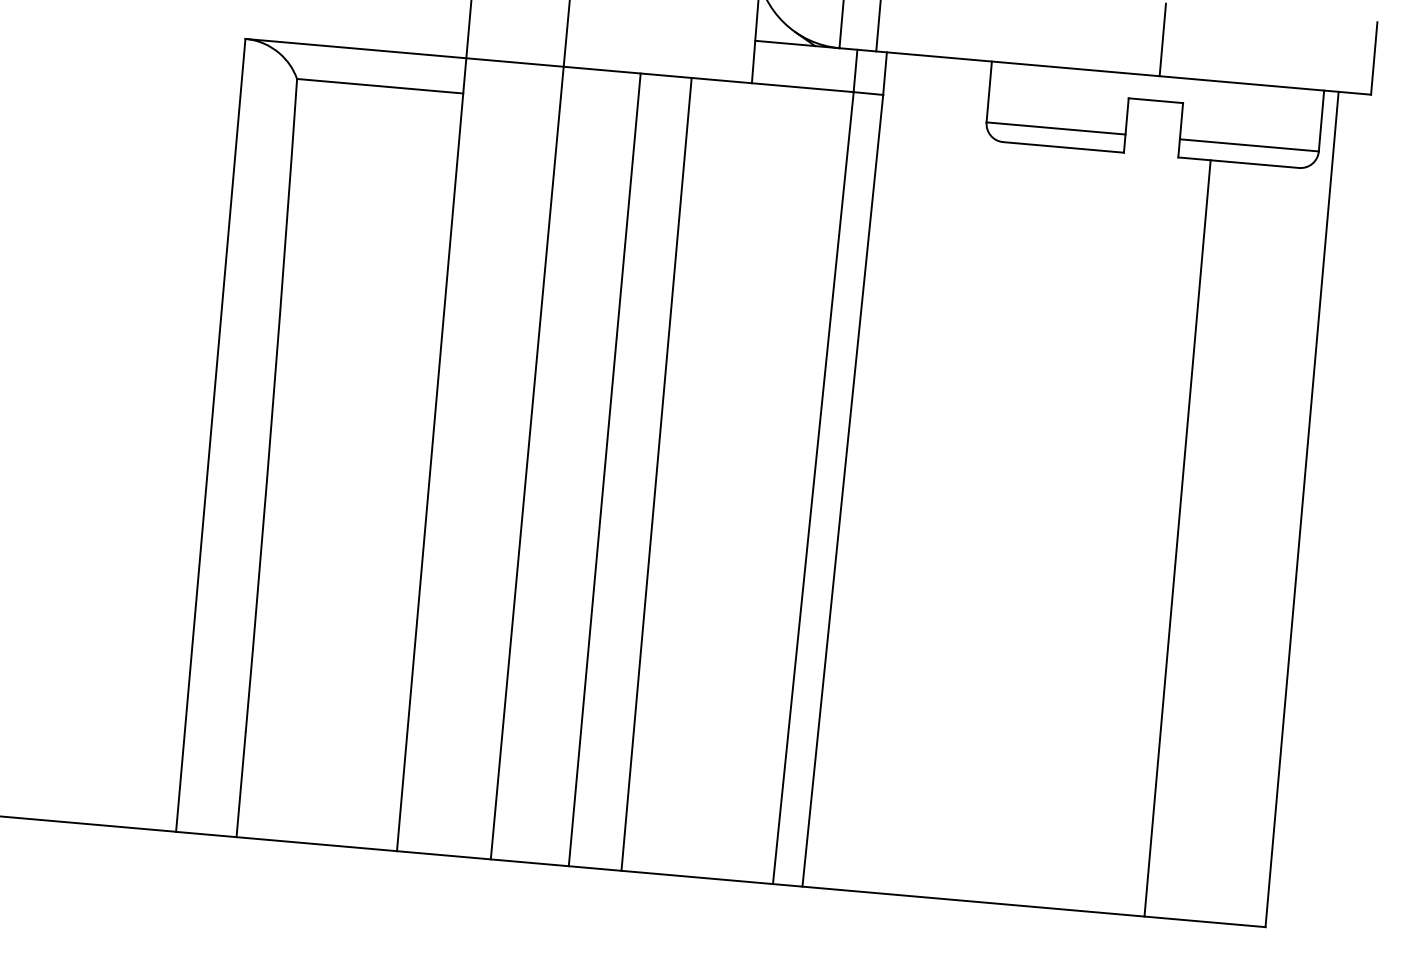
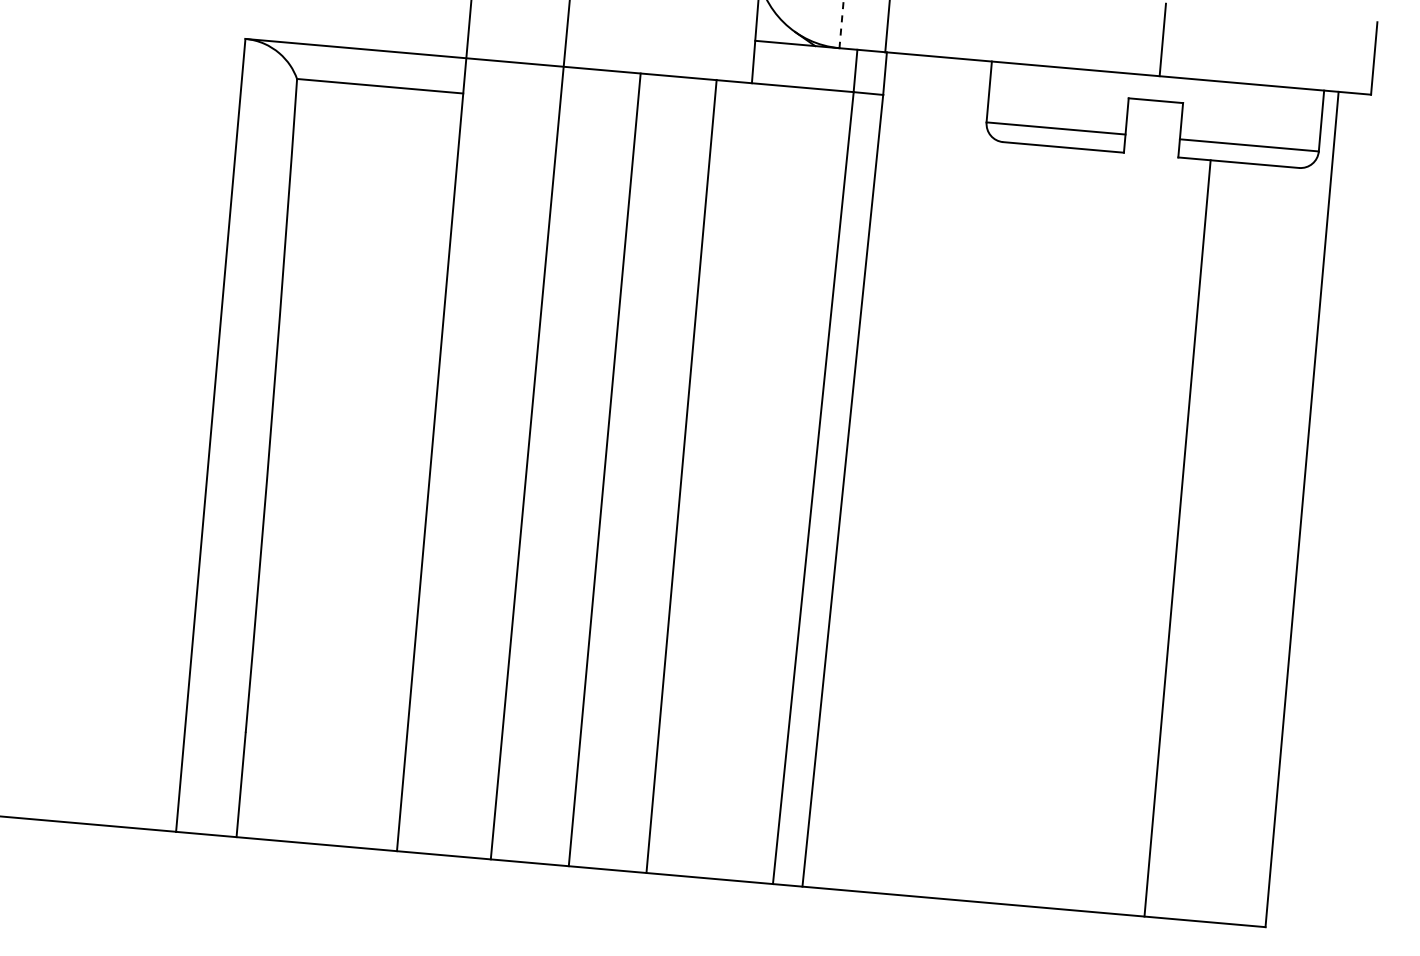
line: solid -> dashed (841, 24)
line position: (878, 26) -> (887, 27) (887, 27)
line position: (656, 473) -> (681, 475) (681, 475)
